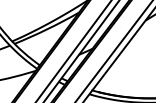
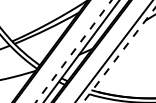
line: solid -> dashed (73, 51)
line: solid -> dashed (119, 54)
